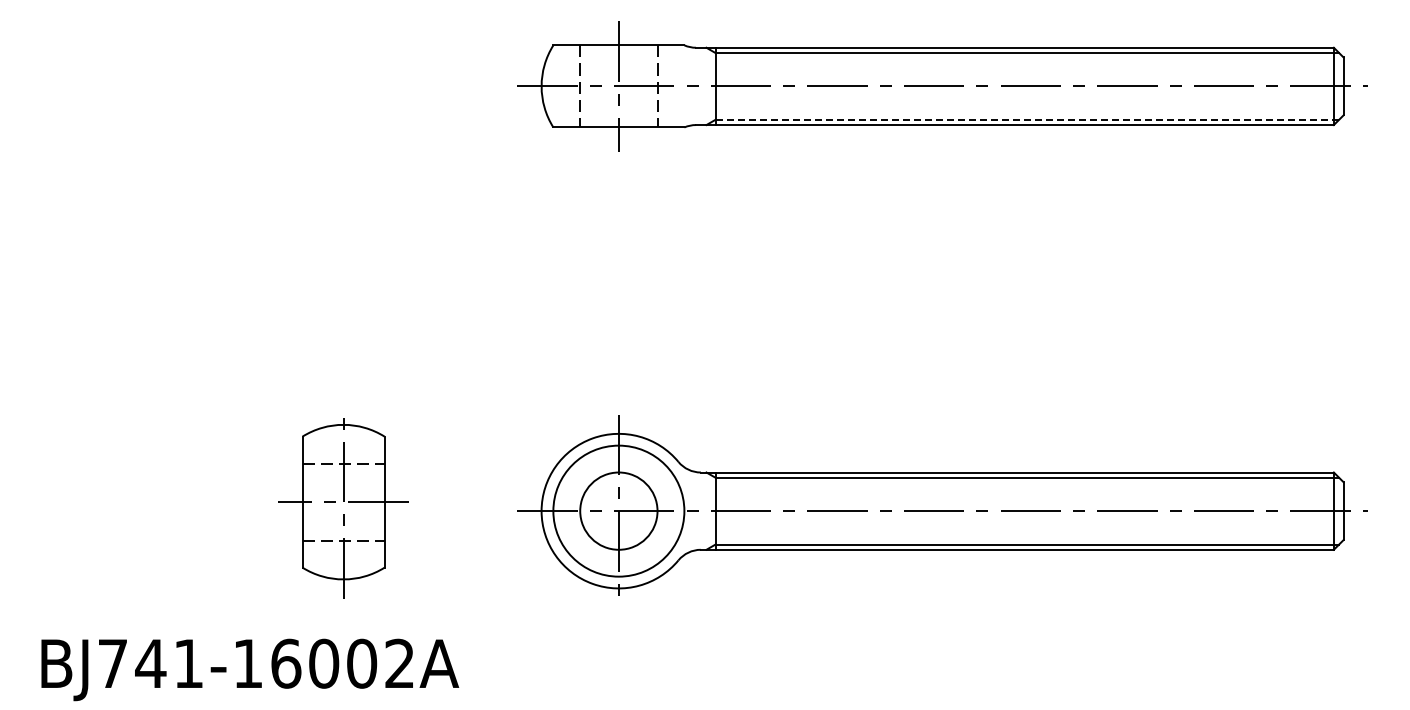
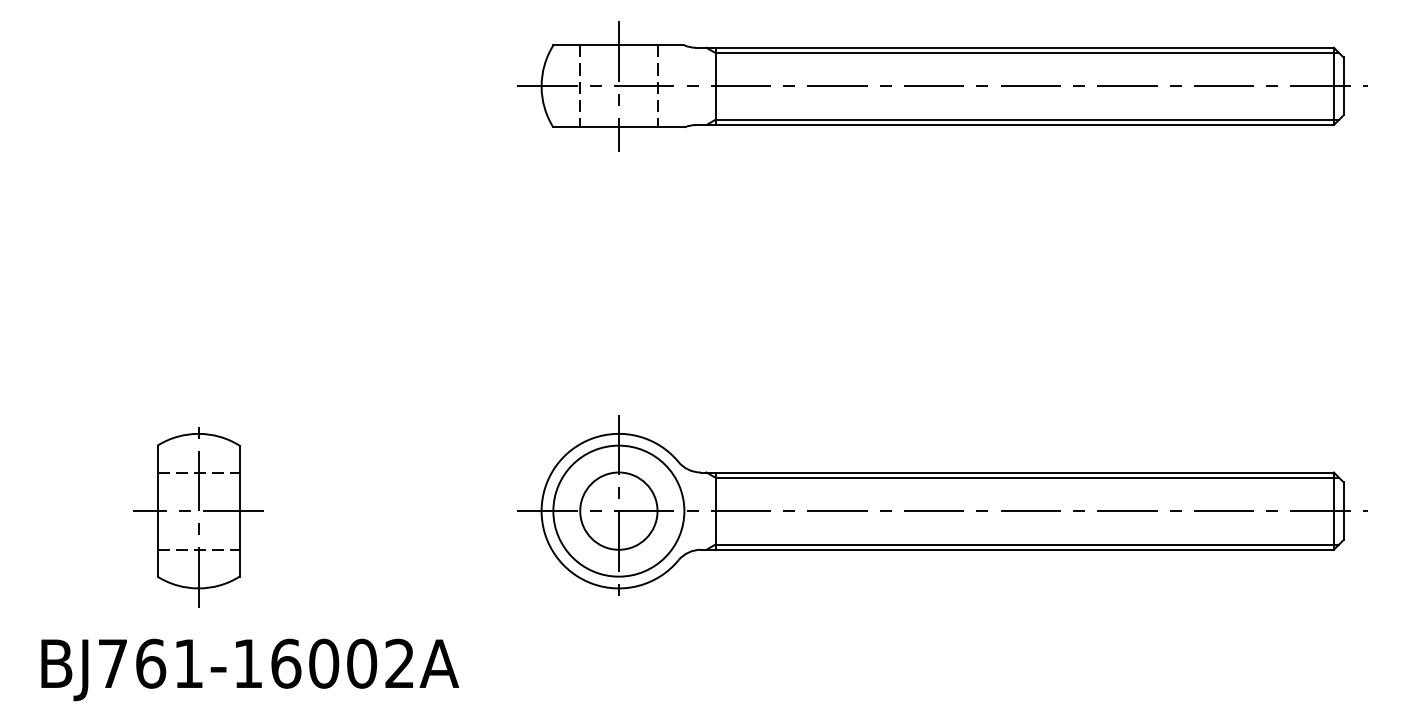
line: dashed -> solid (1027, 119)
part position: (343, 508) -> (198, 517) (198, 517)
text: BJ741-16002A -> BJ761-16002A (150, 663)
